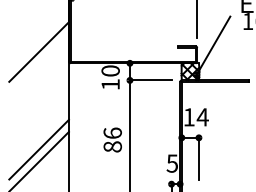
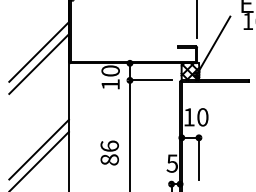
line: none -> present (38, 63)
text: 14 -> 10 (202, 117)
text position: (112, 139) -> (109, 152) (109, 152)
